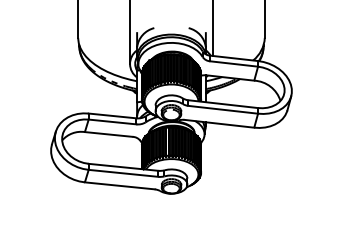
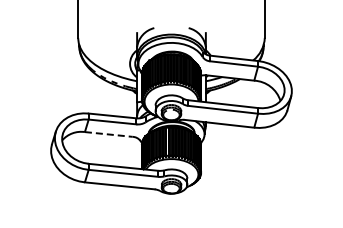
line: present -> none (213, 29)
line: present -> none (129, 32)
line: solid -> dashed (108, 134)
